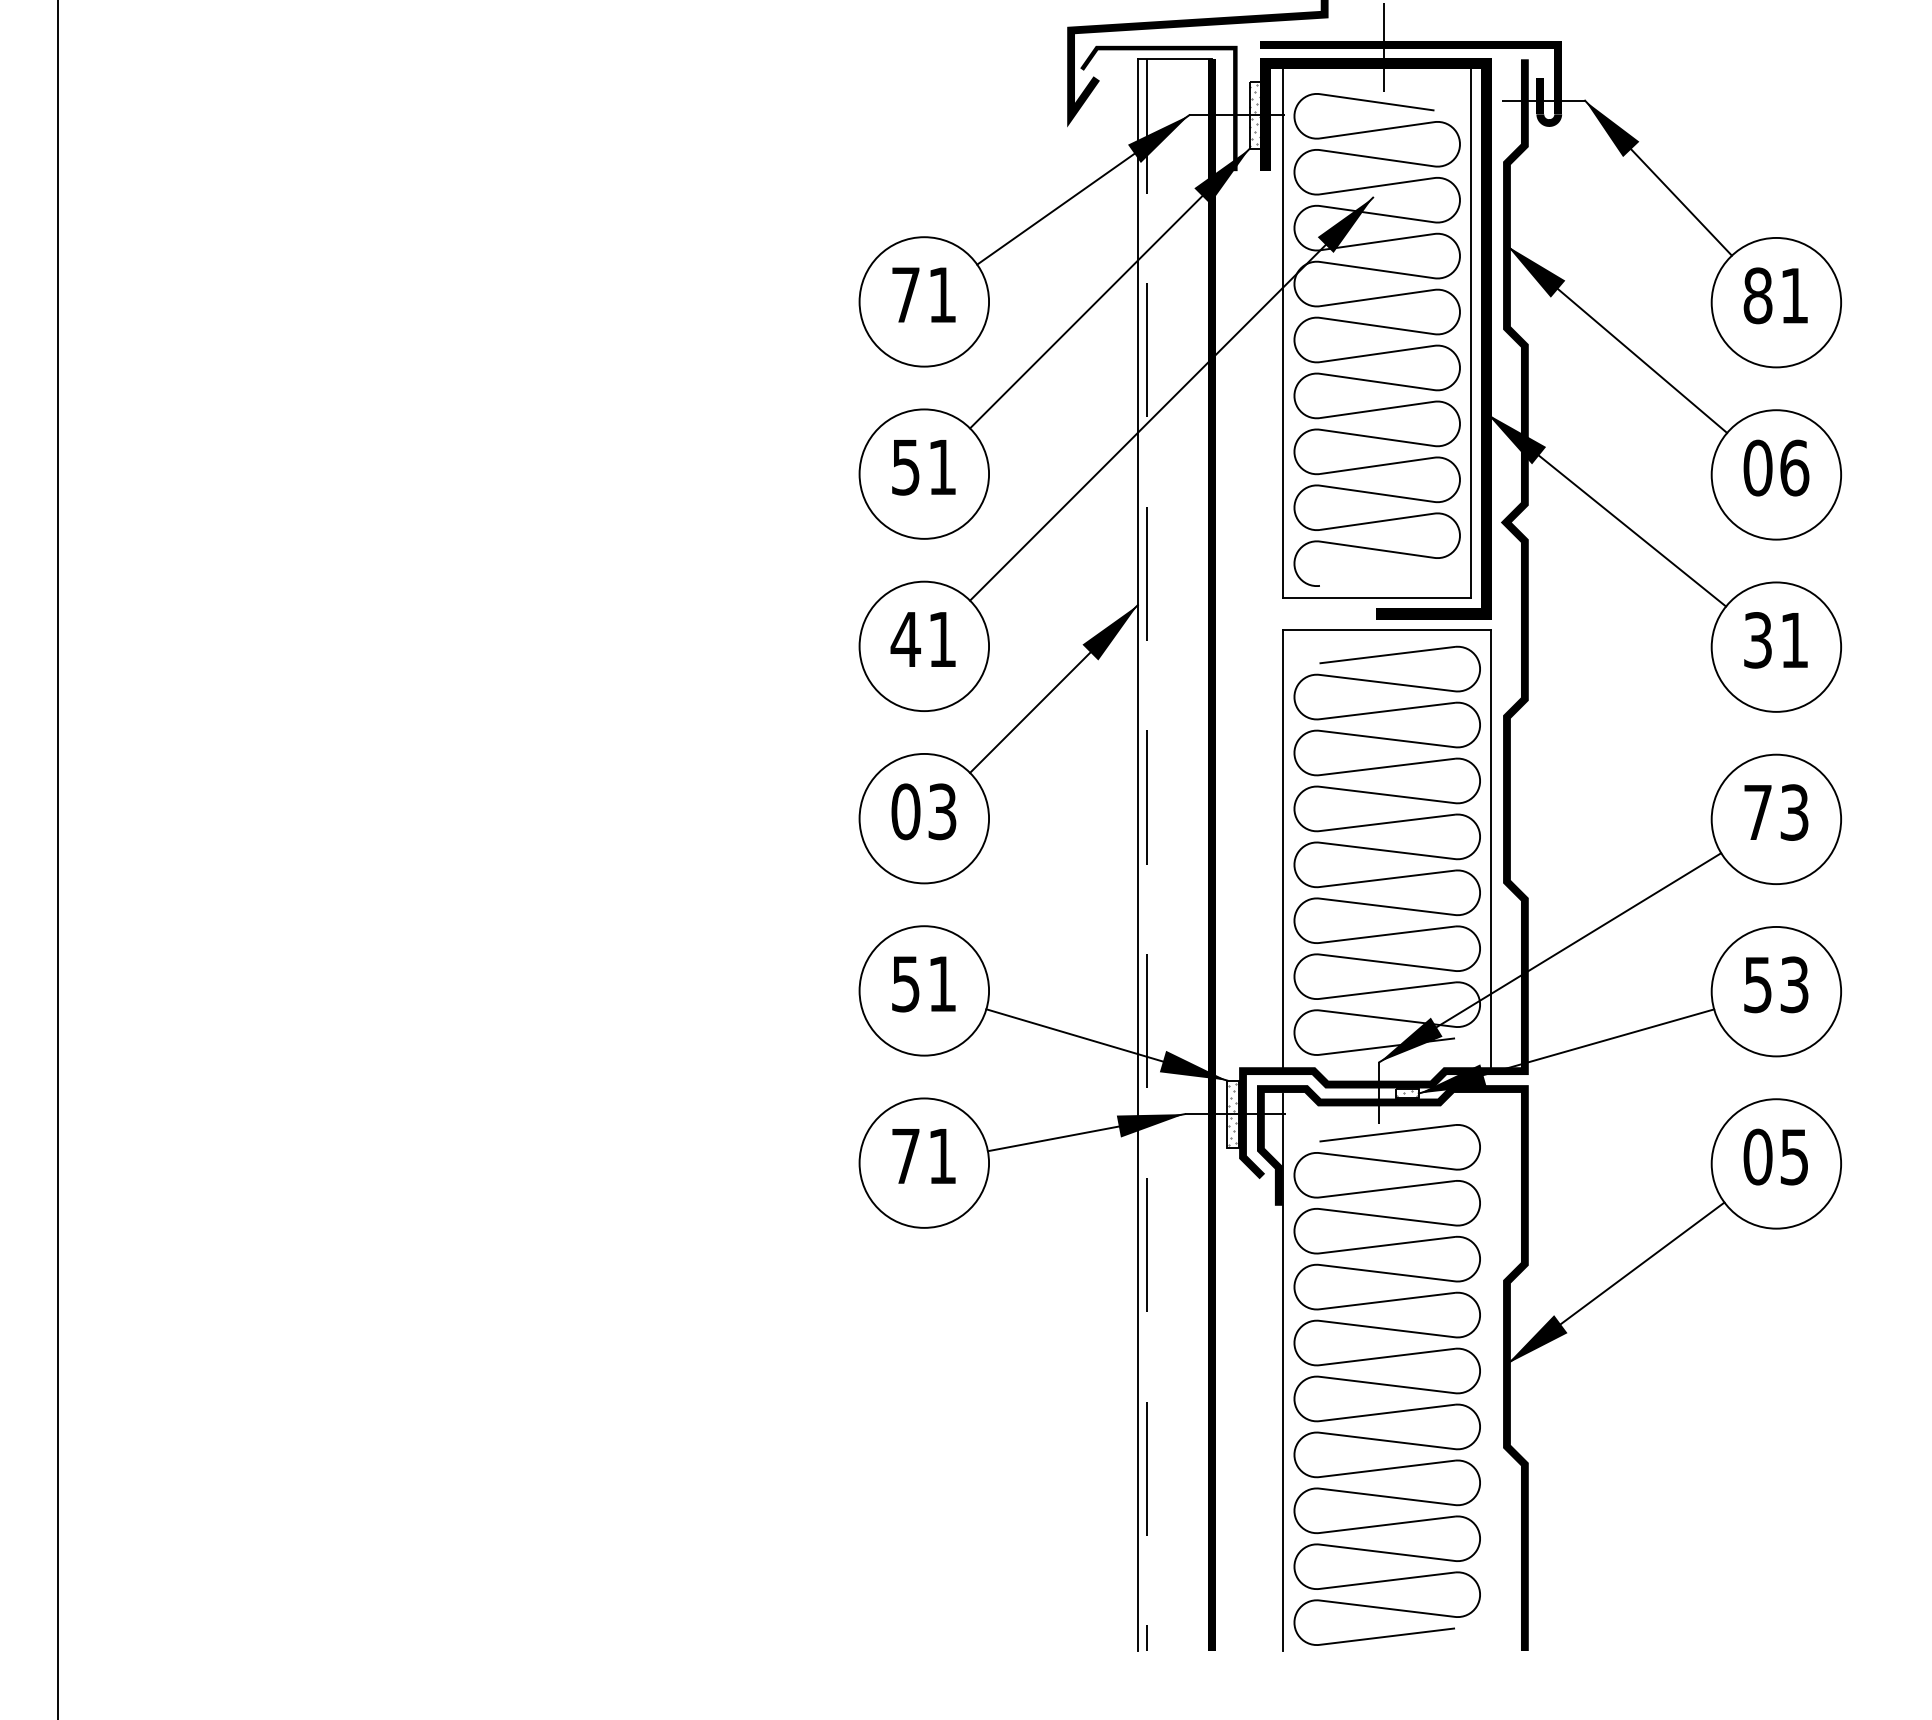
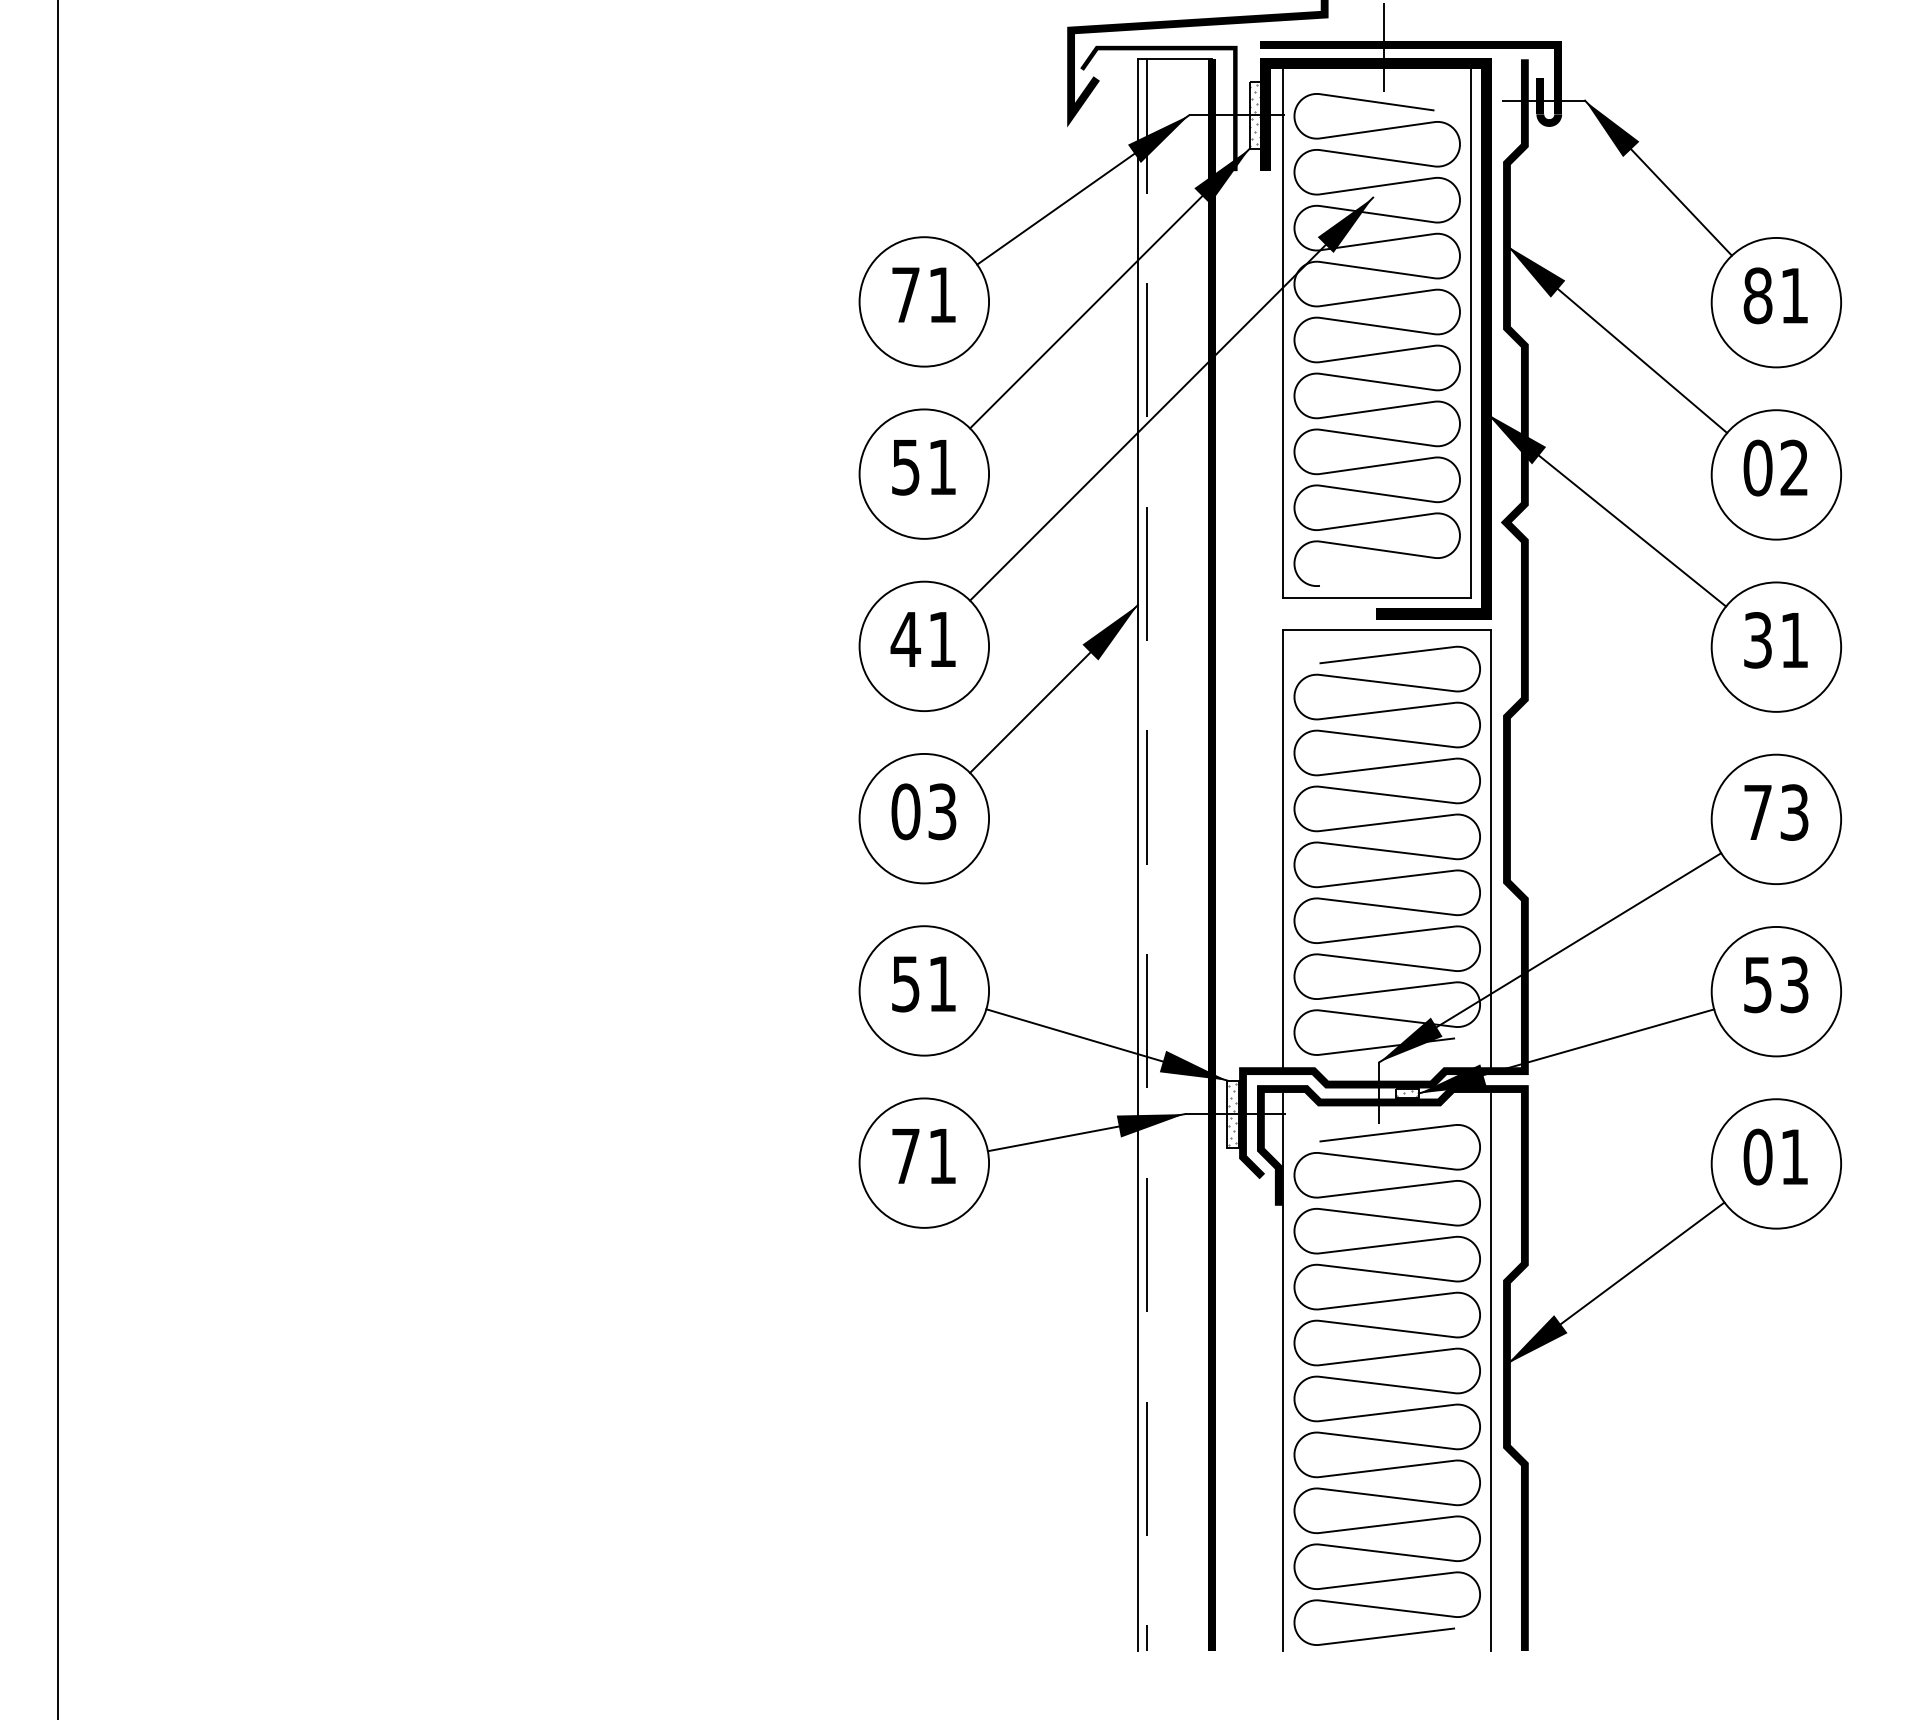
text: 06 -> 02 (1794, 467)
text: 05 -> 01 (1793, 1157)
line: none -> present (1491, 1371)
